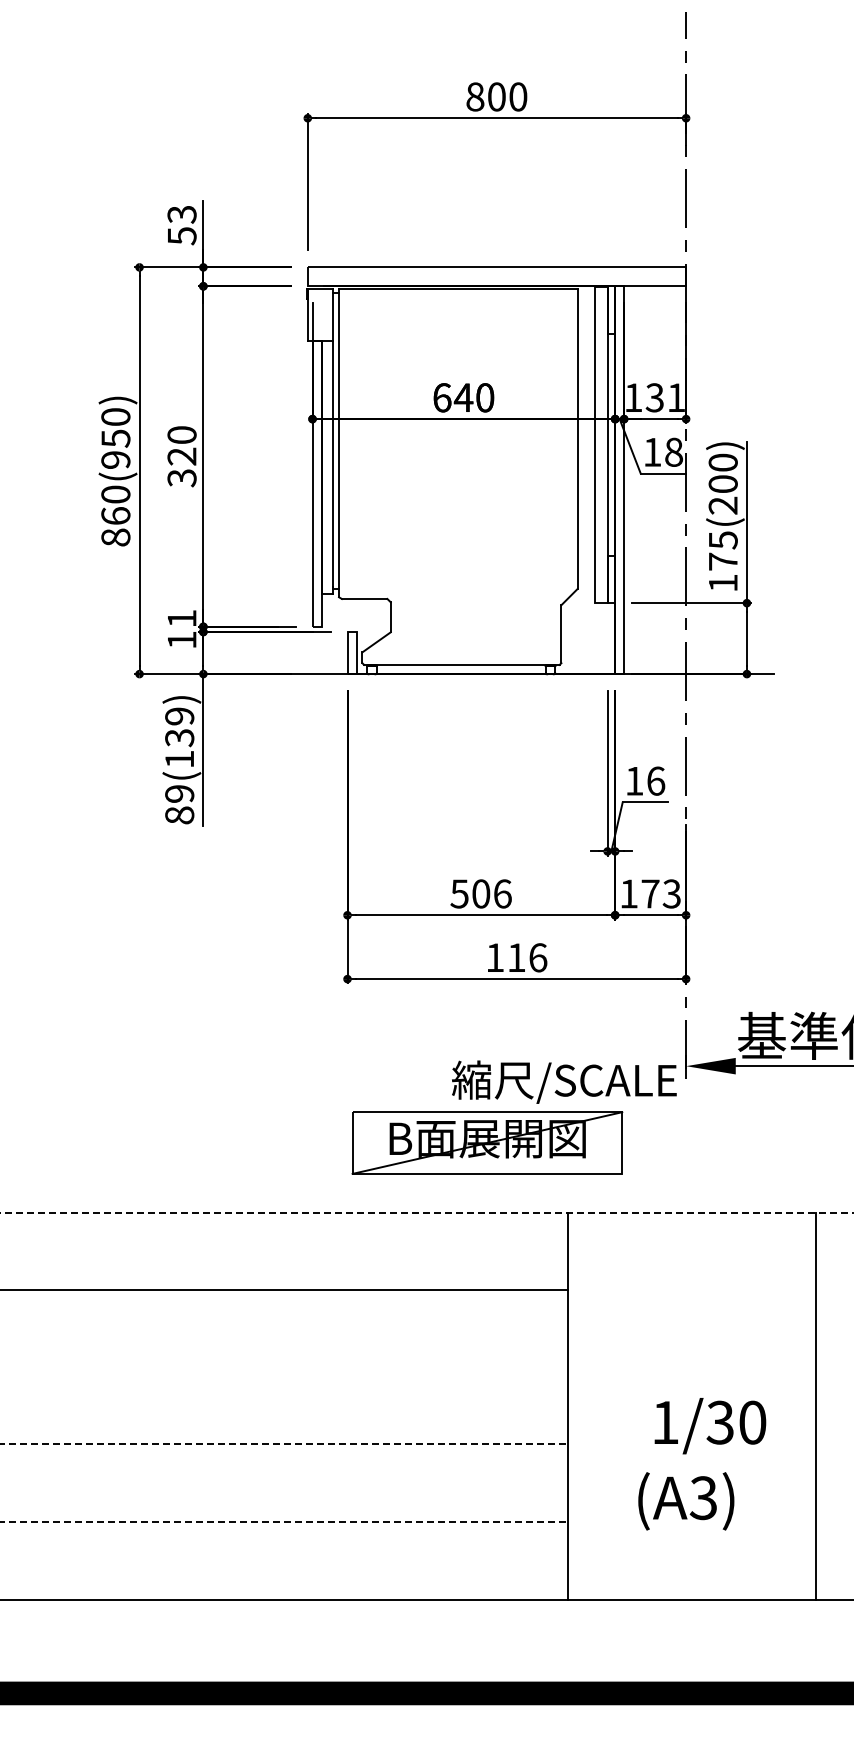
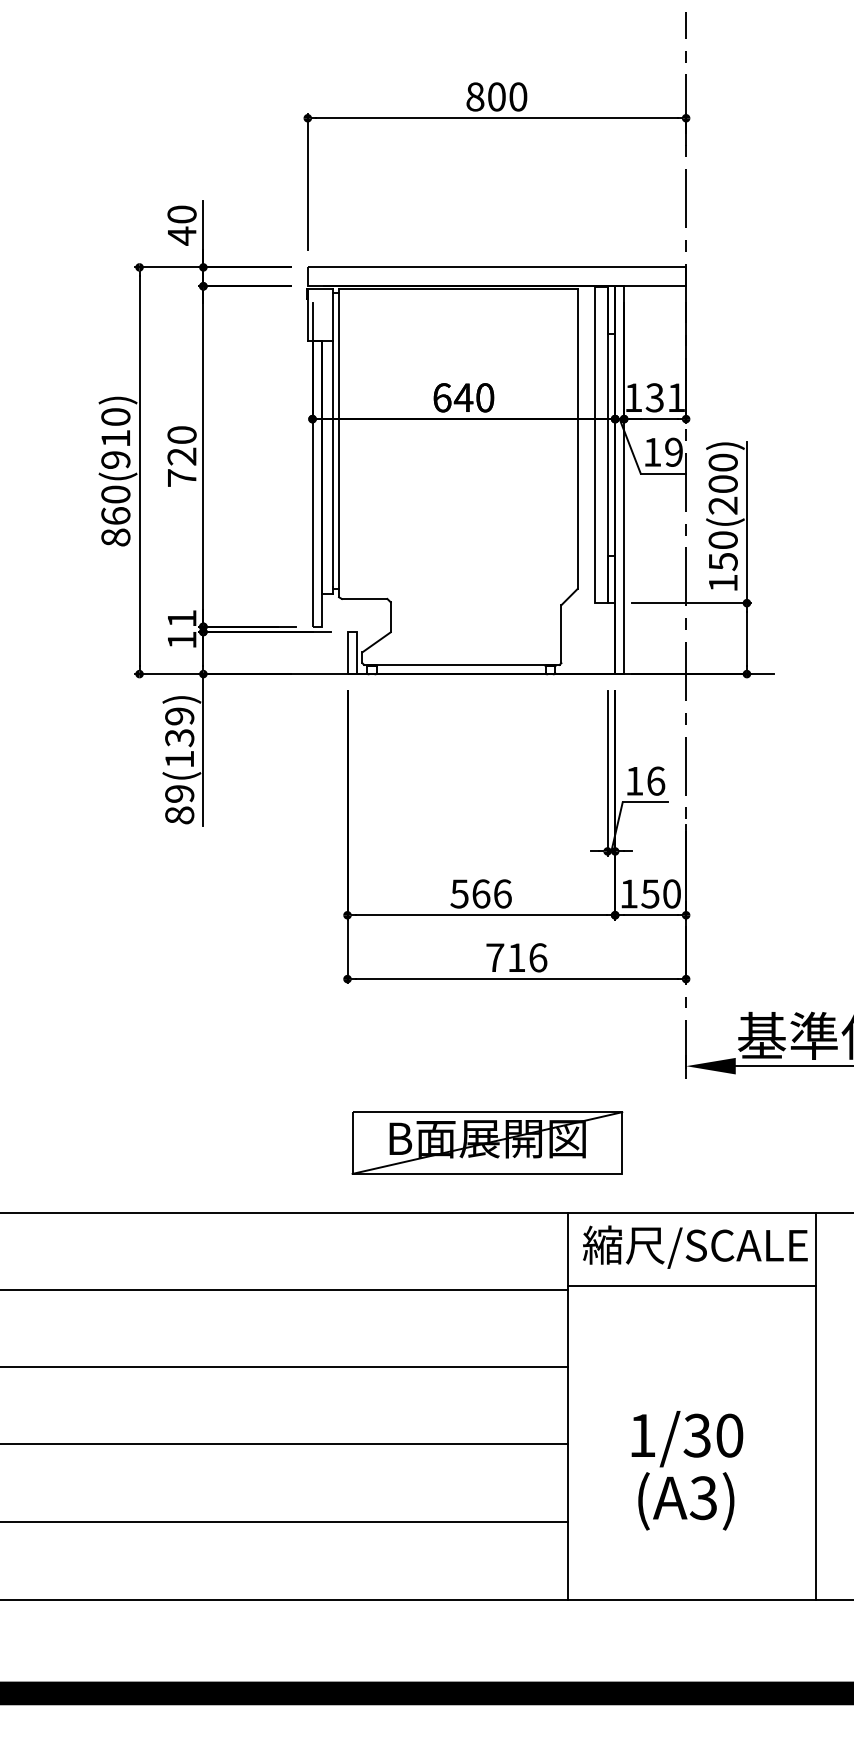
text: 53 -> 40 (181, 225)
text: 860(950) -> 860(910) (115, 438)
text: 18 -> 19 (674, 451)
text: 320 -> 720 (181, 478)
text: 175(200) -> 150(200) (722, 551)
text: 506 -> 566 (481, 893)
text: 173 -> 150 (660, 893)
text: 116 -> 716 (495, 957)
text position: (564, 1081) -> (695, 1246) (695, 1246)
line: dashed -> solid (427, 1213)
line: none -> present (691, 1286)
line: none -> present (284, 1367)
text position: (710, 1426) -> (687, 1439) (687, 1439)
line: dashed -> solid (283, 1444)
line: dashed -> solid (283, 1522)
